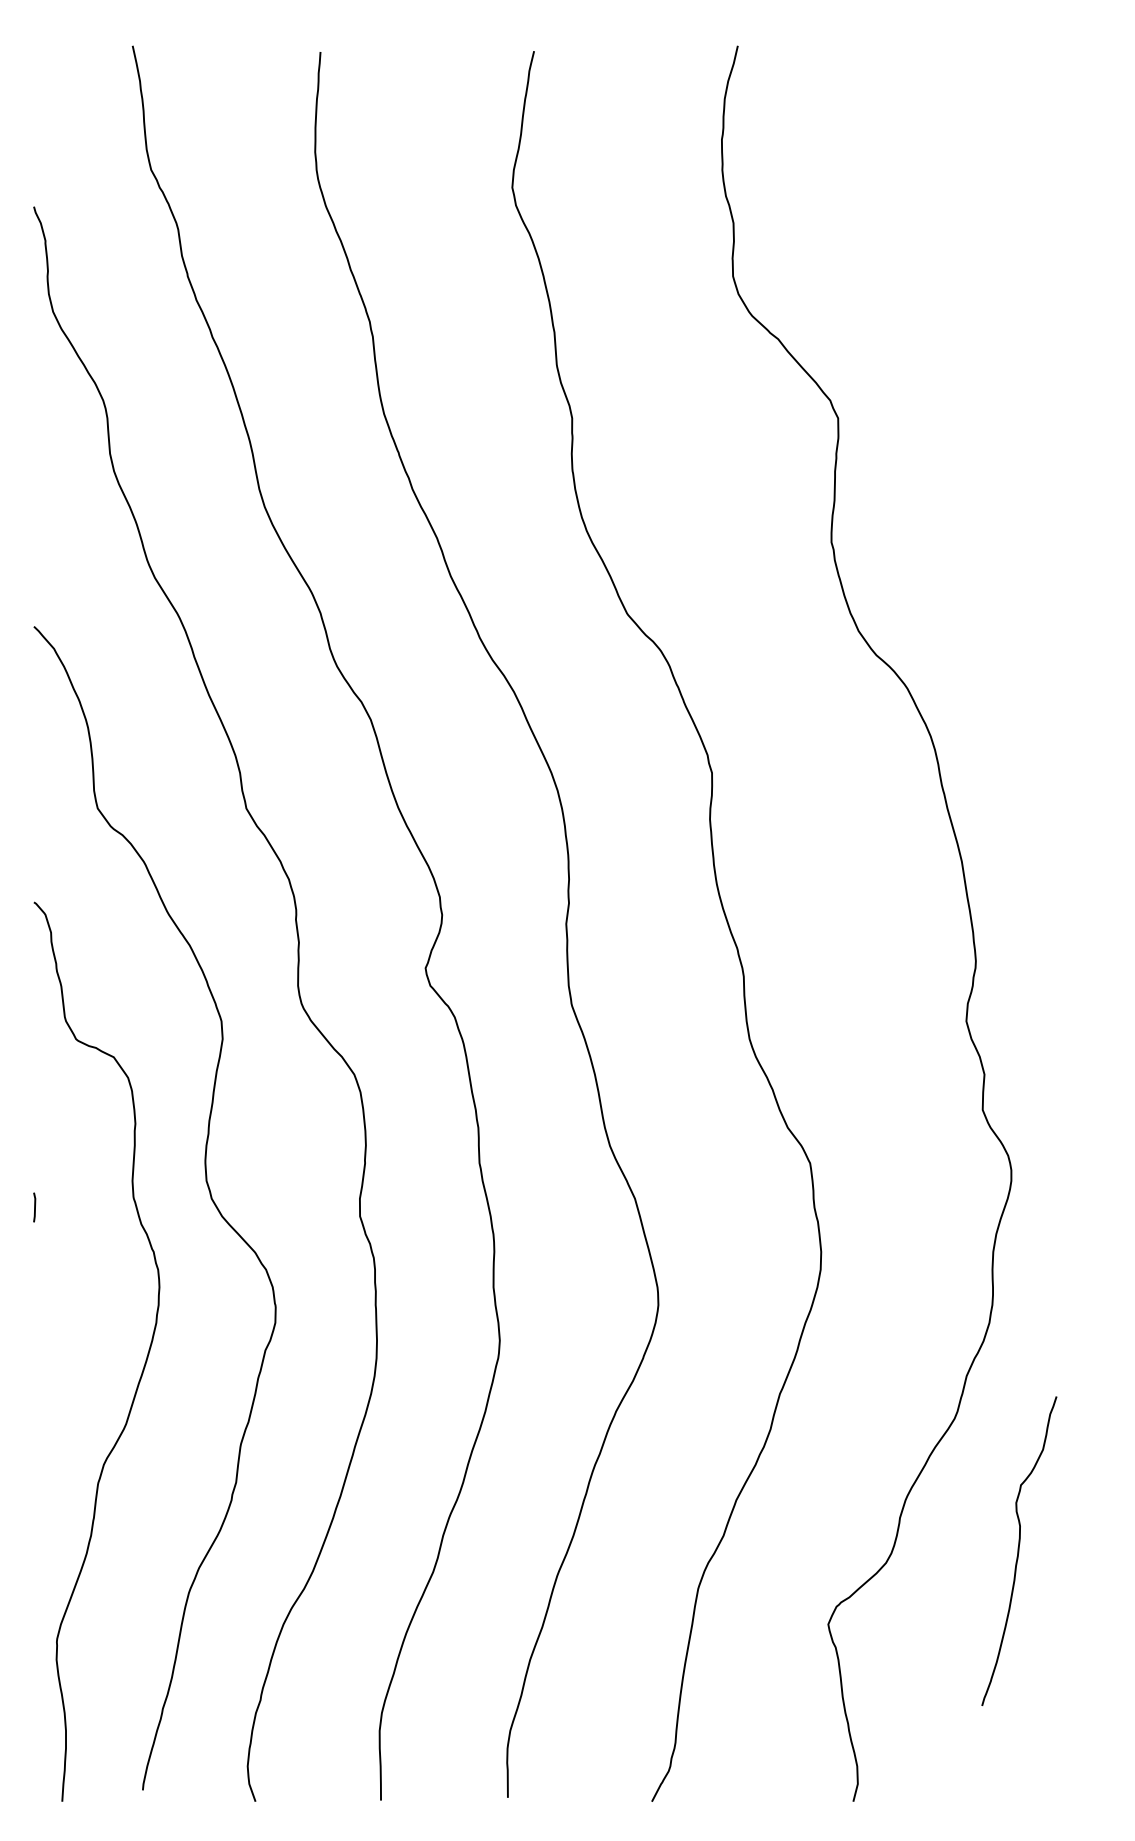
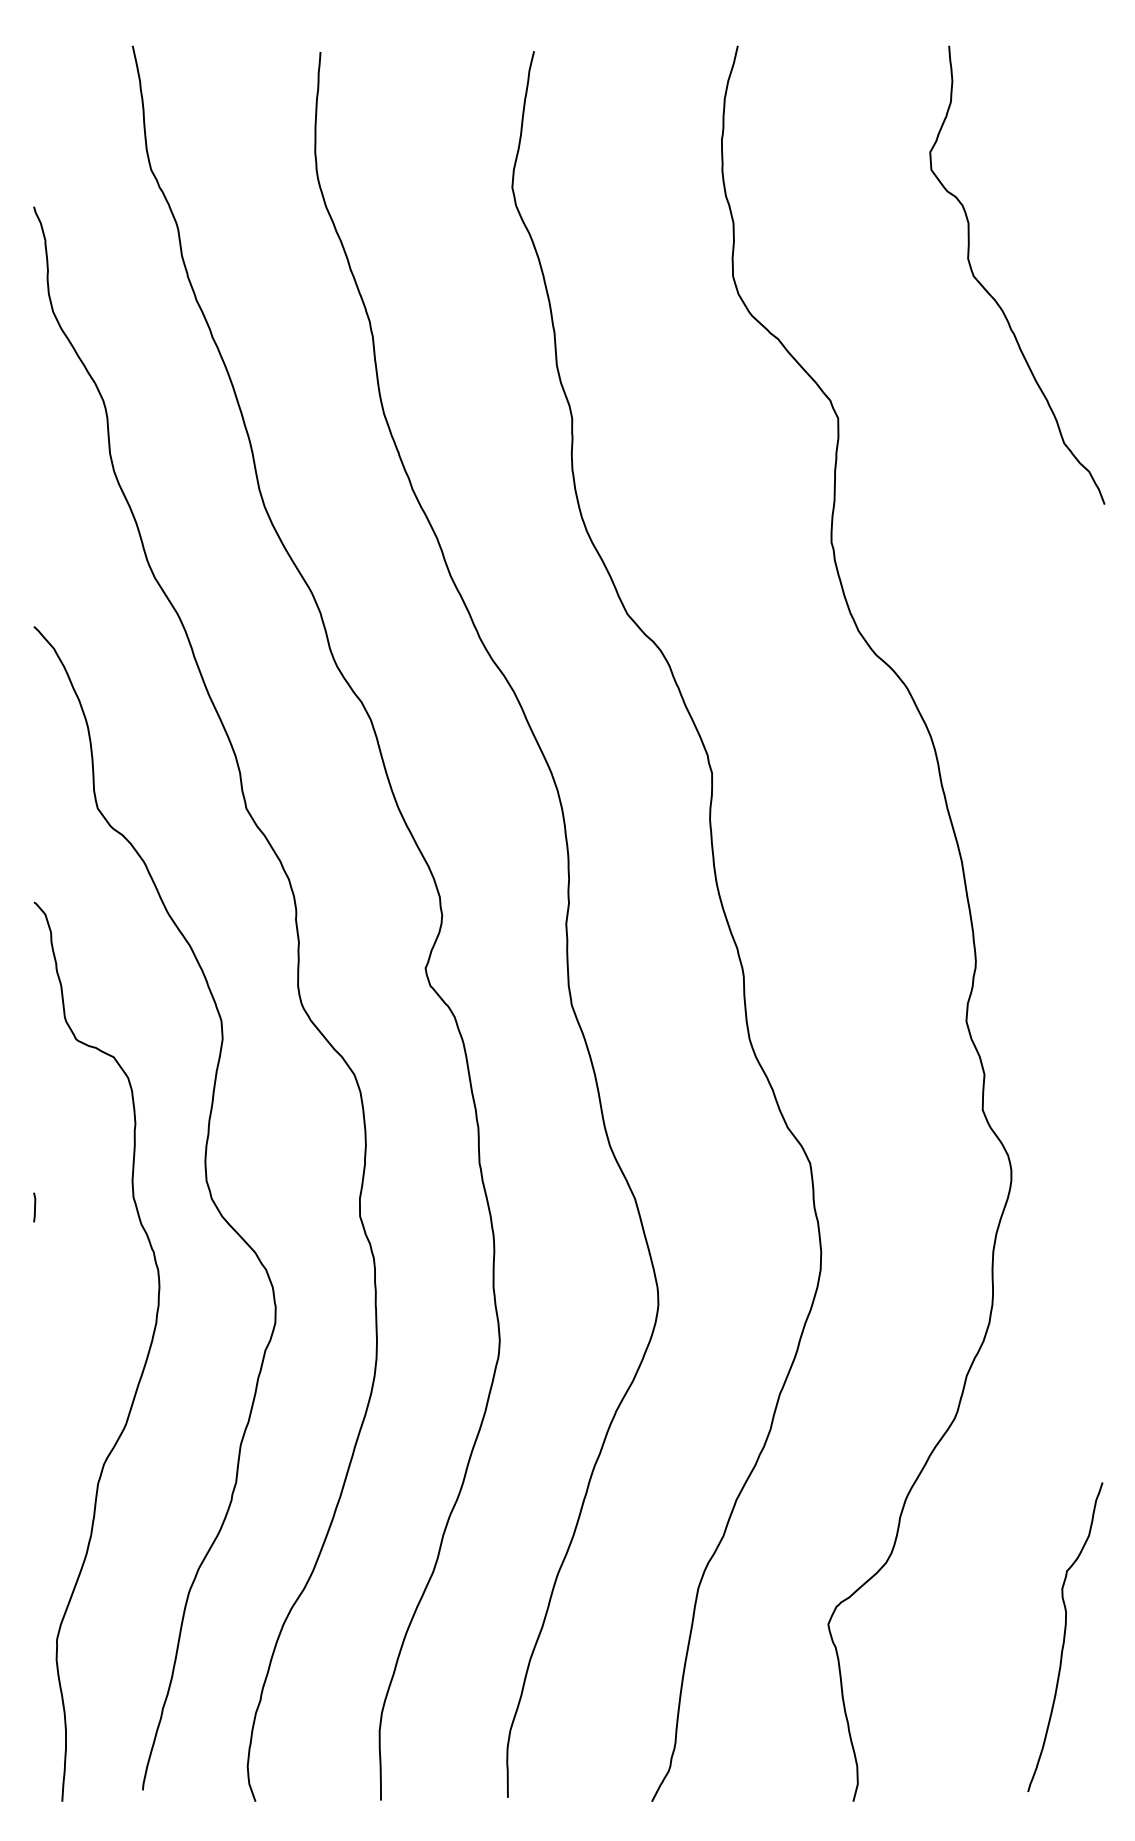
curve: none -> present (990, 293)
curve position: (1019, 1550) -> (1065, 1636) (1065, 1636)
